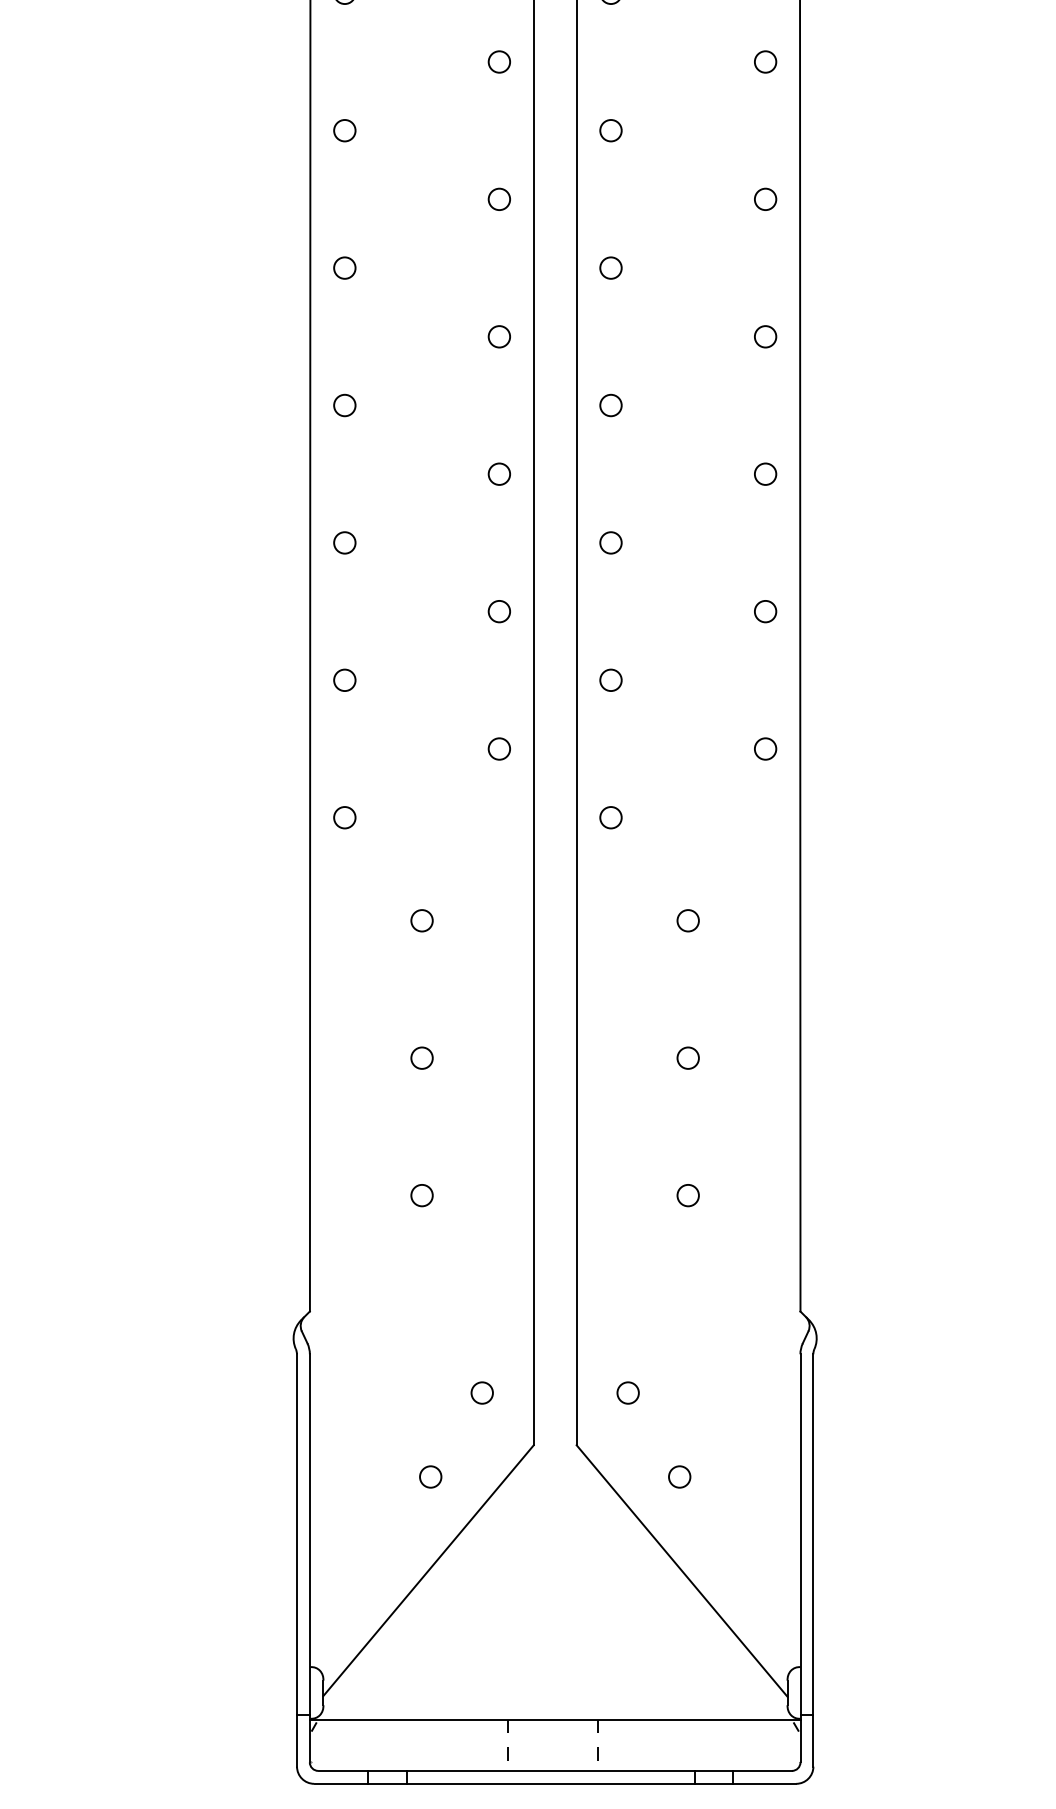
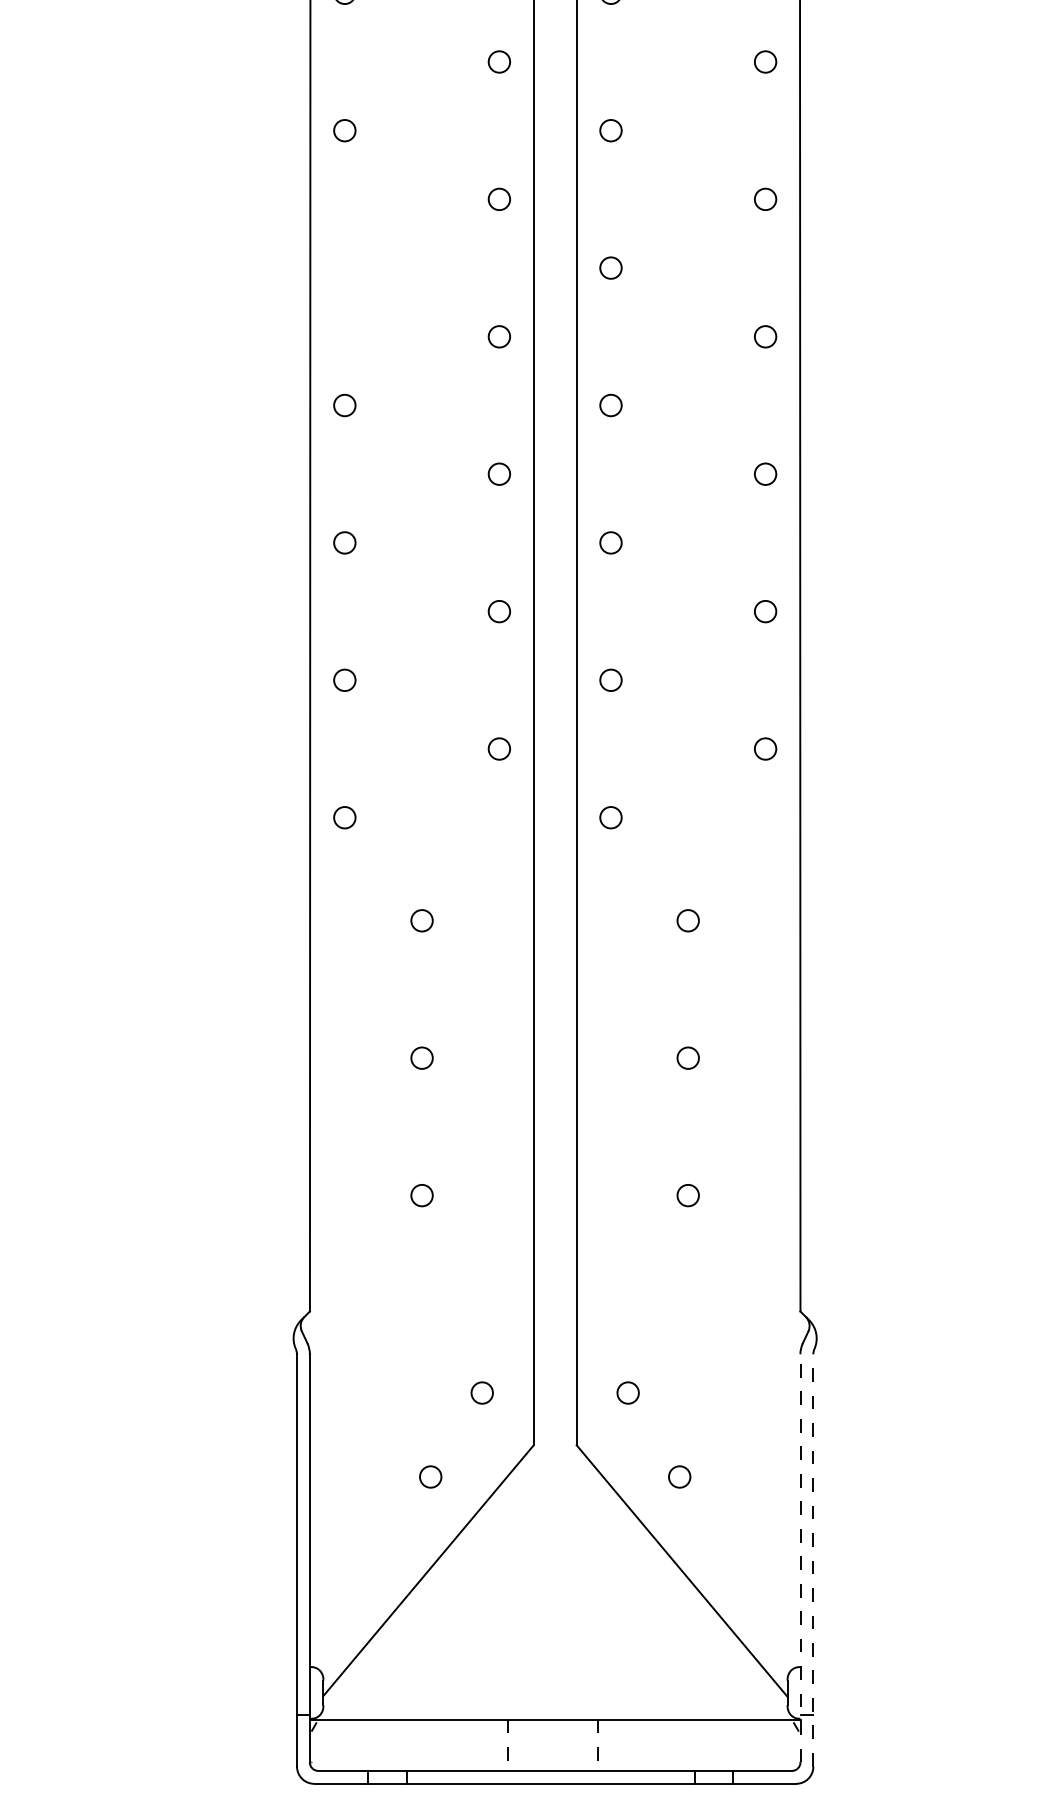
circle: present -> none (344, 267)
line: solid -> dashed (800, 1557)
line: solid -> dashed (813, 1559)
